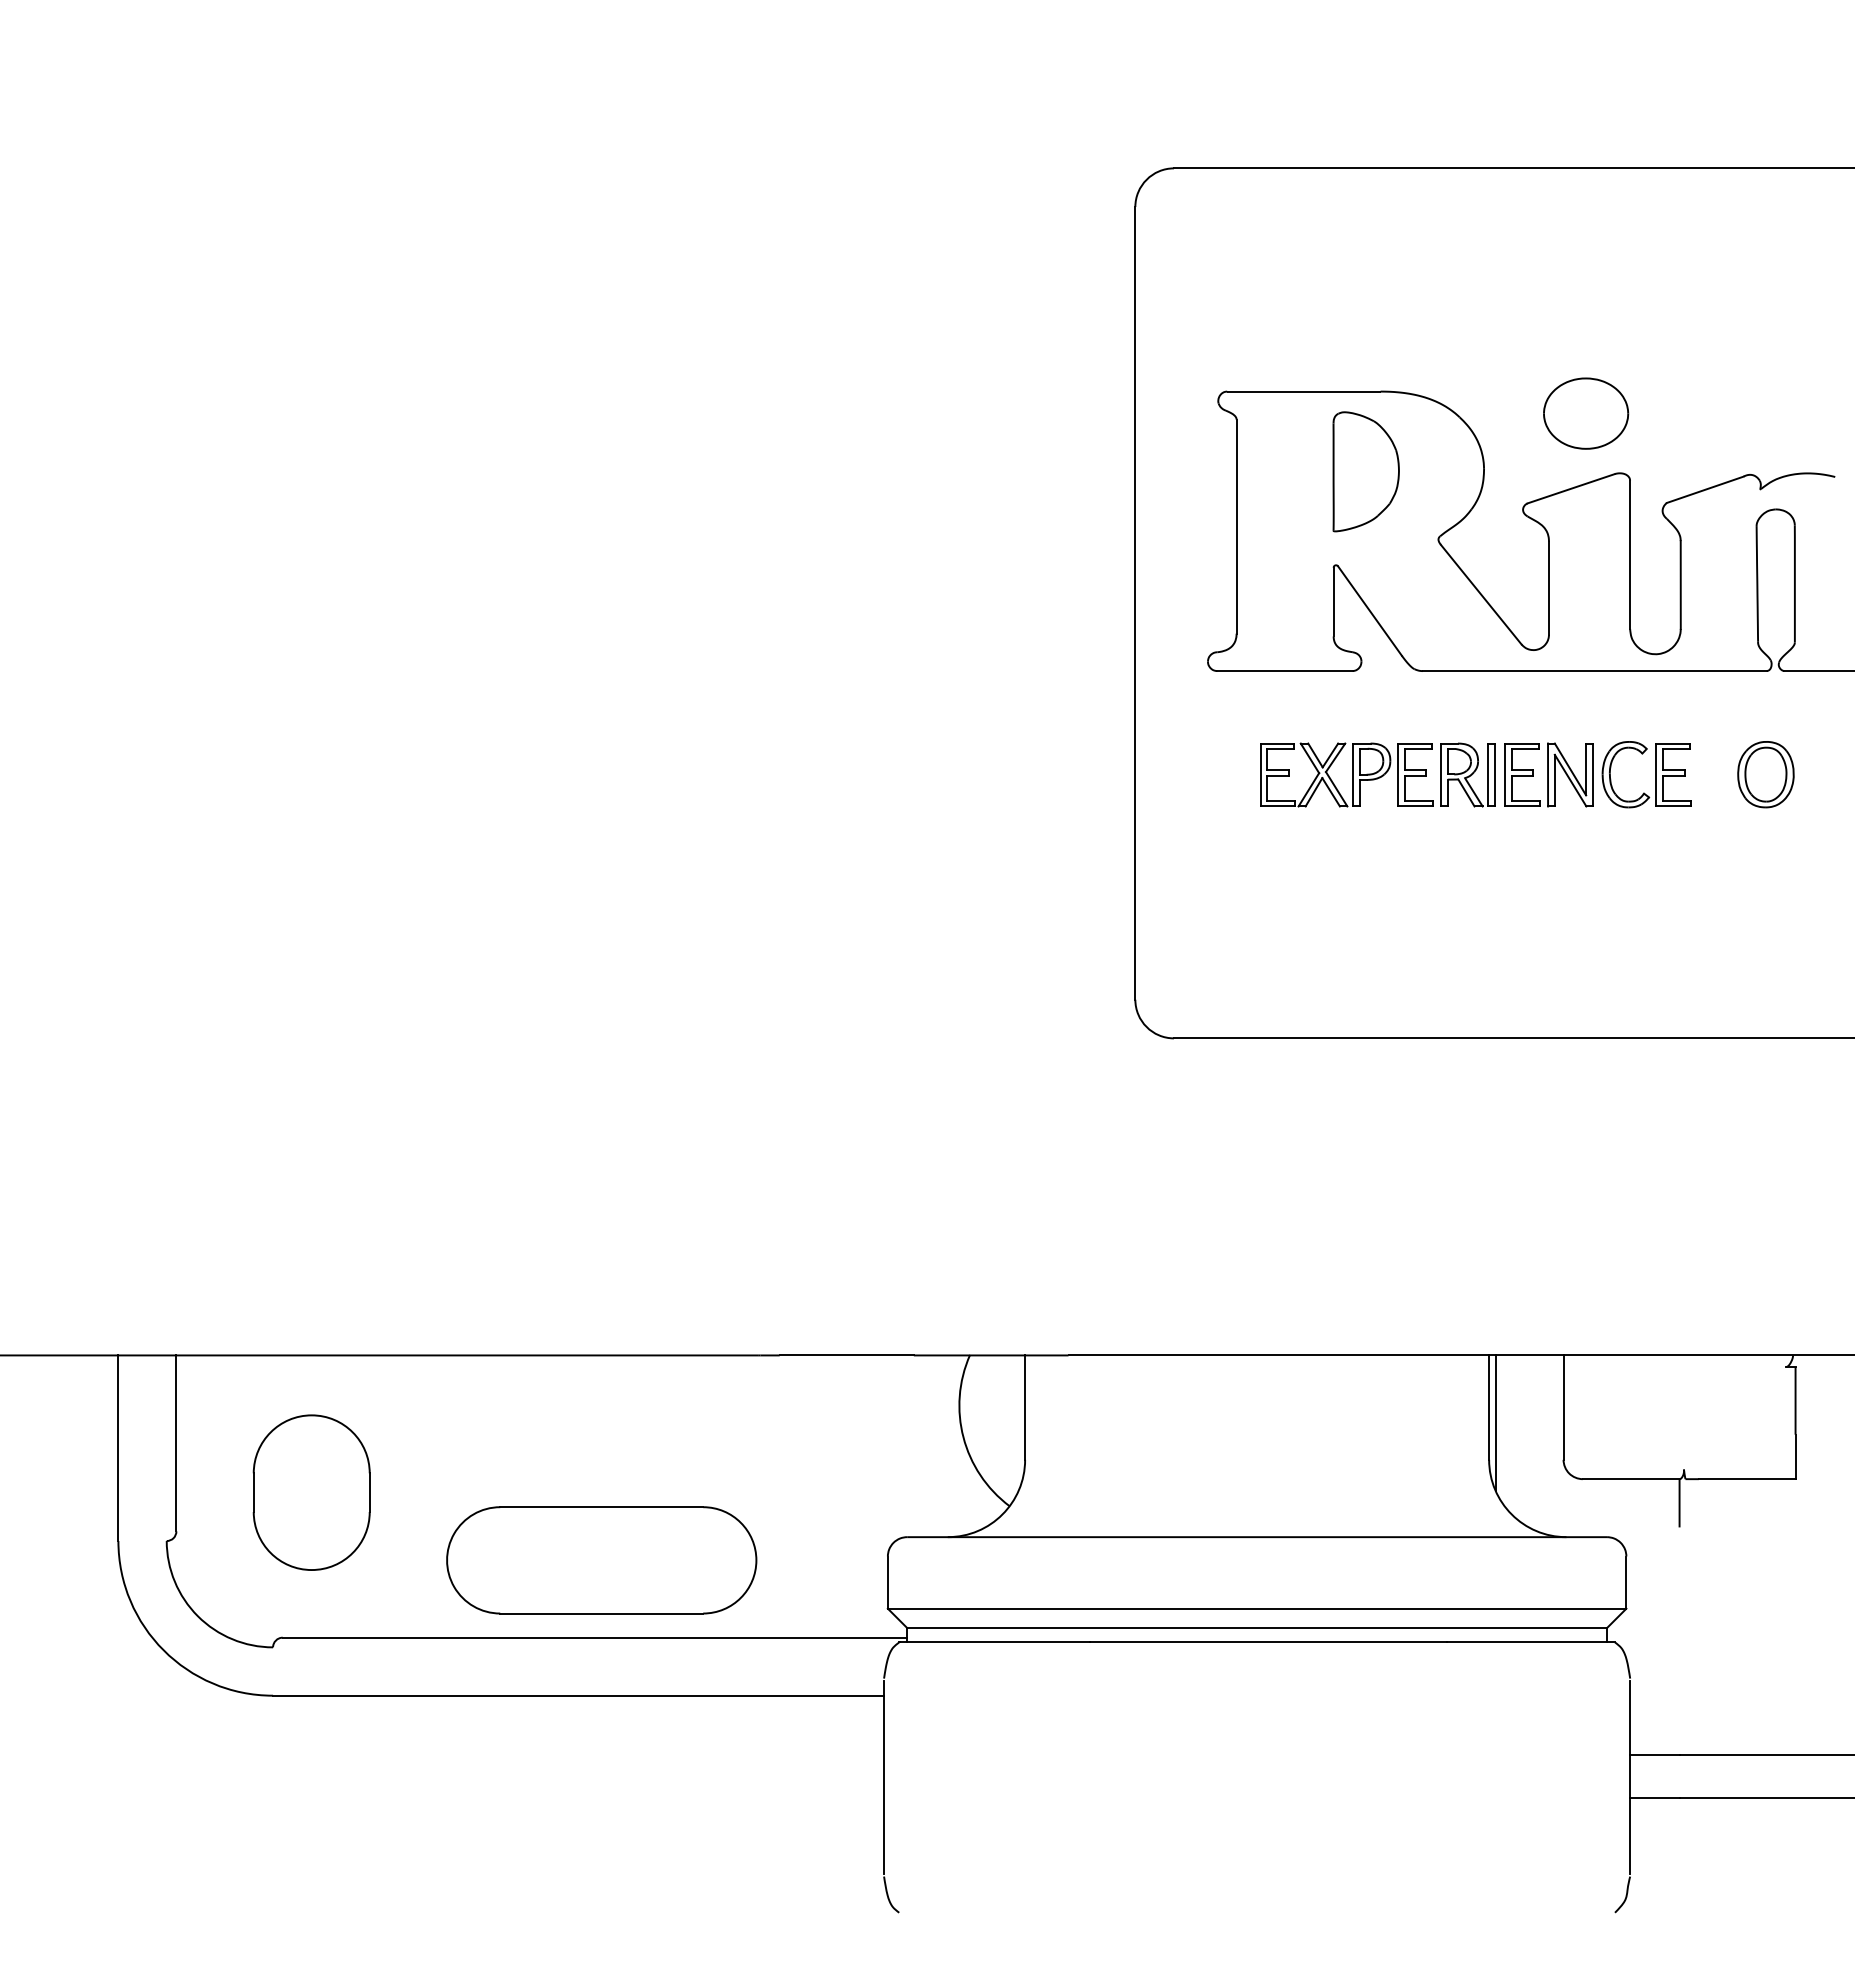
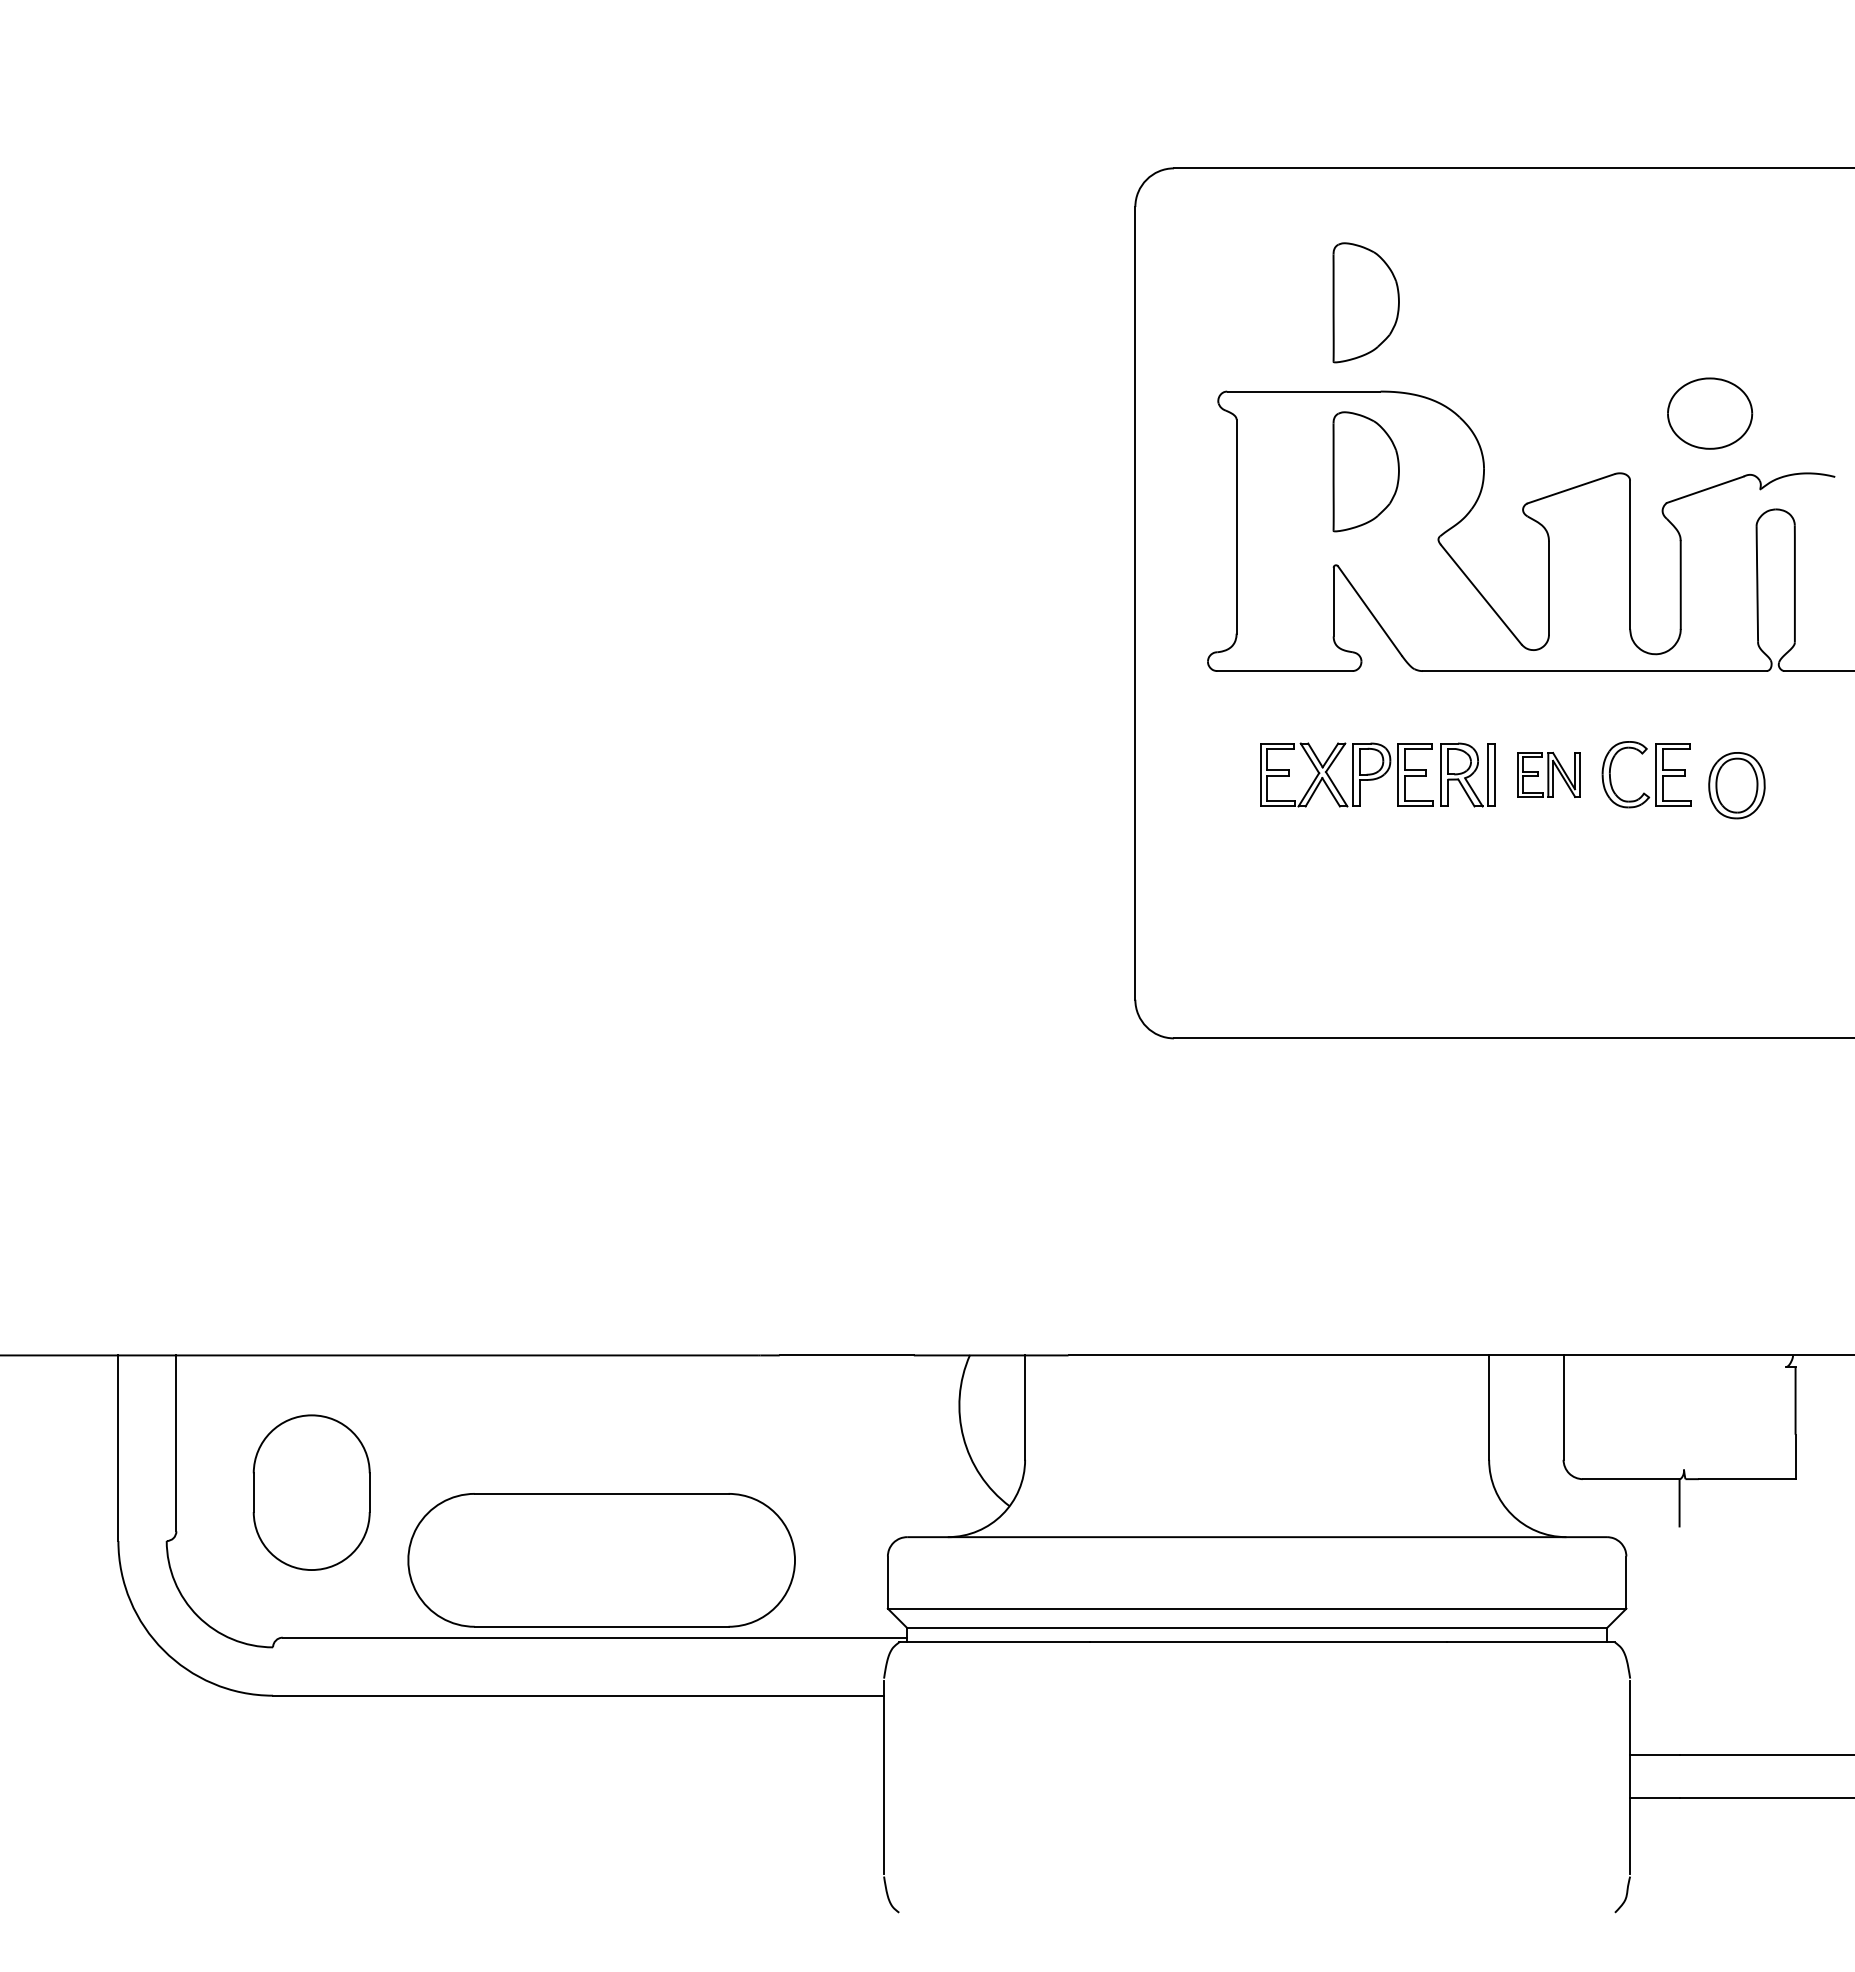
part: none -> present (1365, 302)
part position: (1586, 413) -> (1710, 413) (1710, 413)
part size: 90x66 px -> 64x46 px (1548, 774)
part position: (1765, 774) -> (1736, 785) (1736, 785)
line: present -> none (1495, 1423)
part size: 312x109 px -> 389x135 px (601, 1560)
